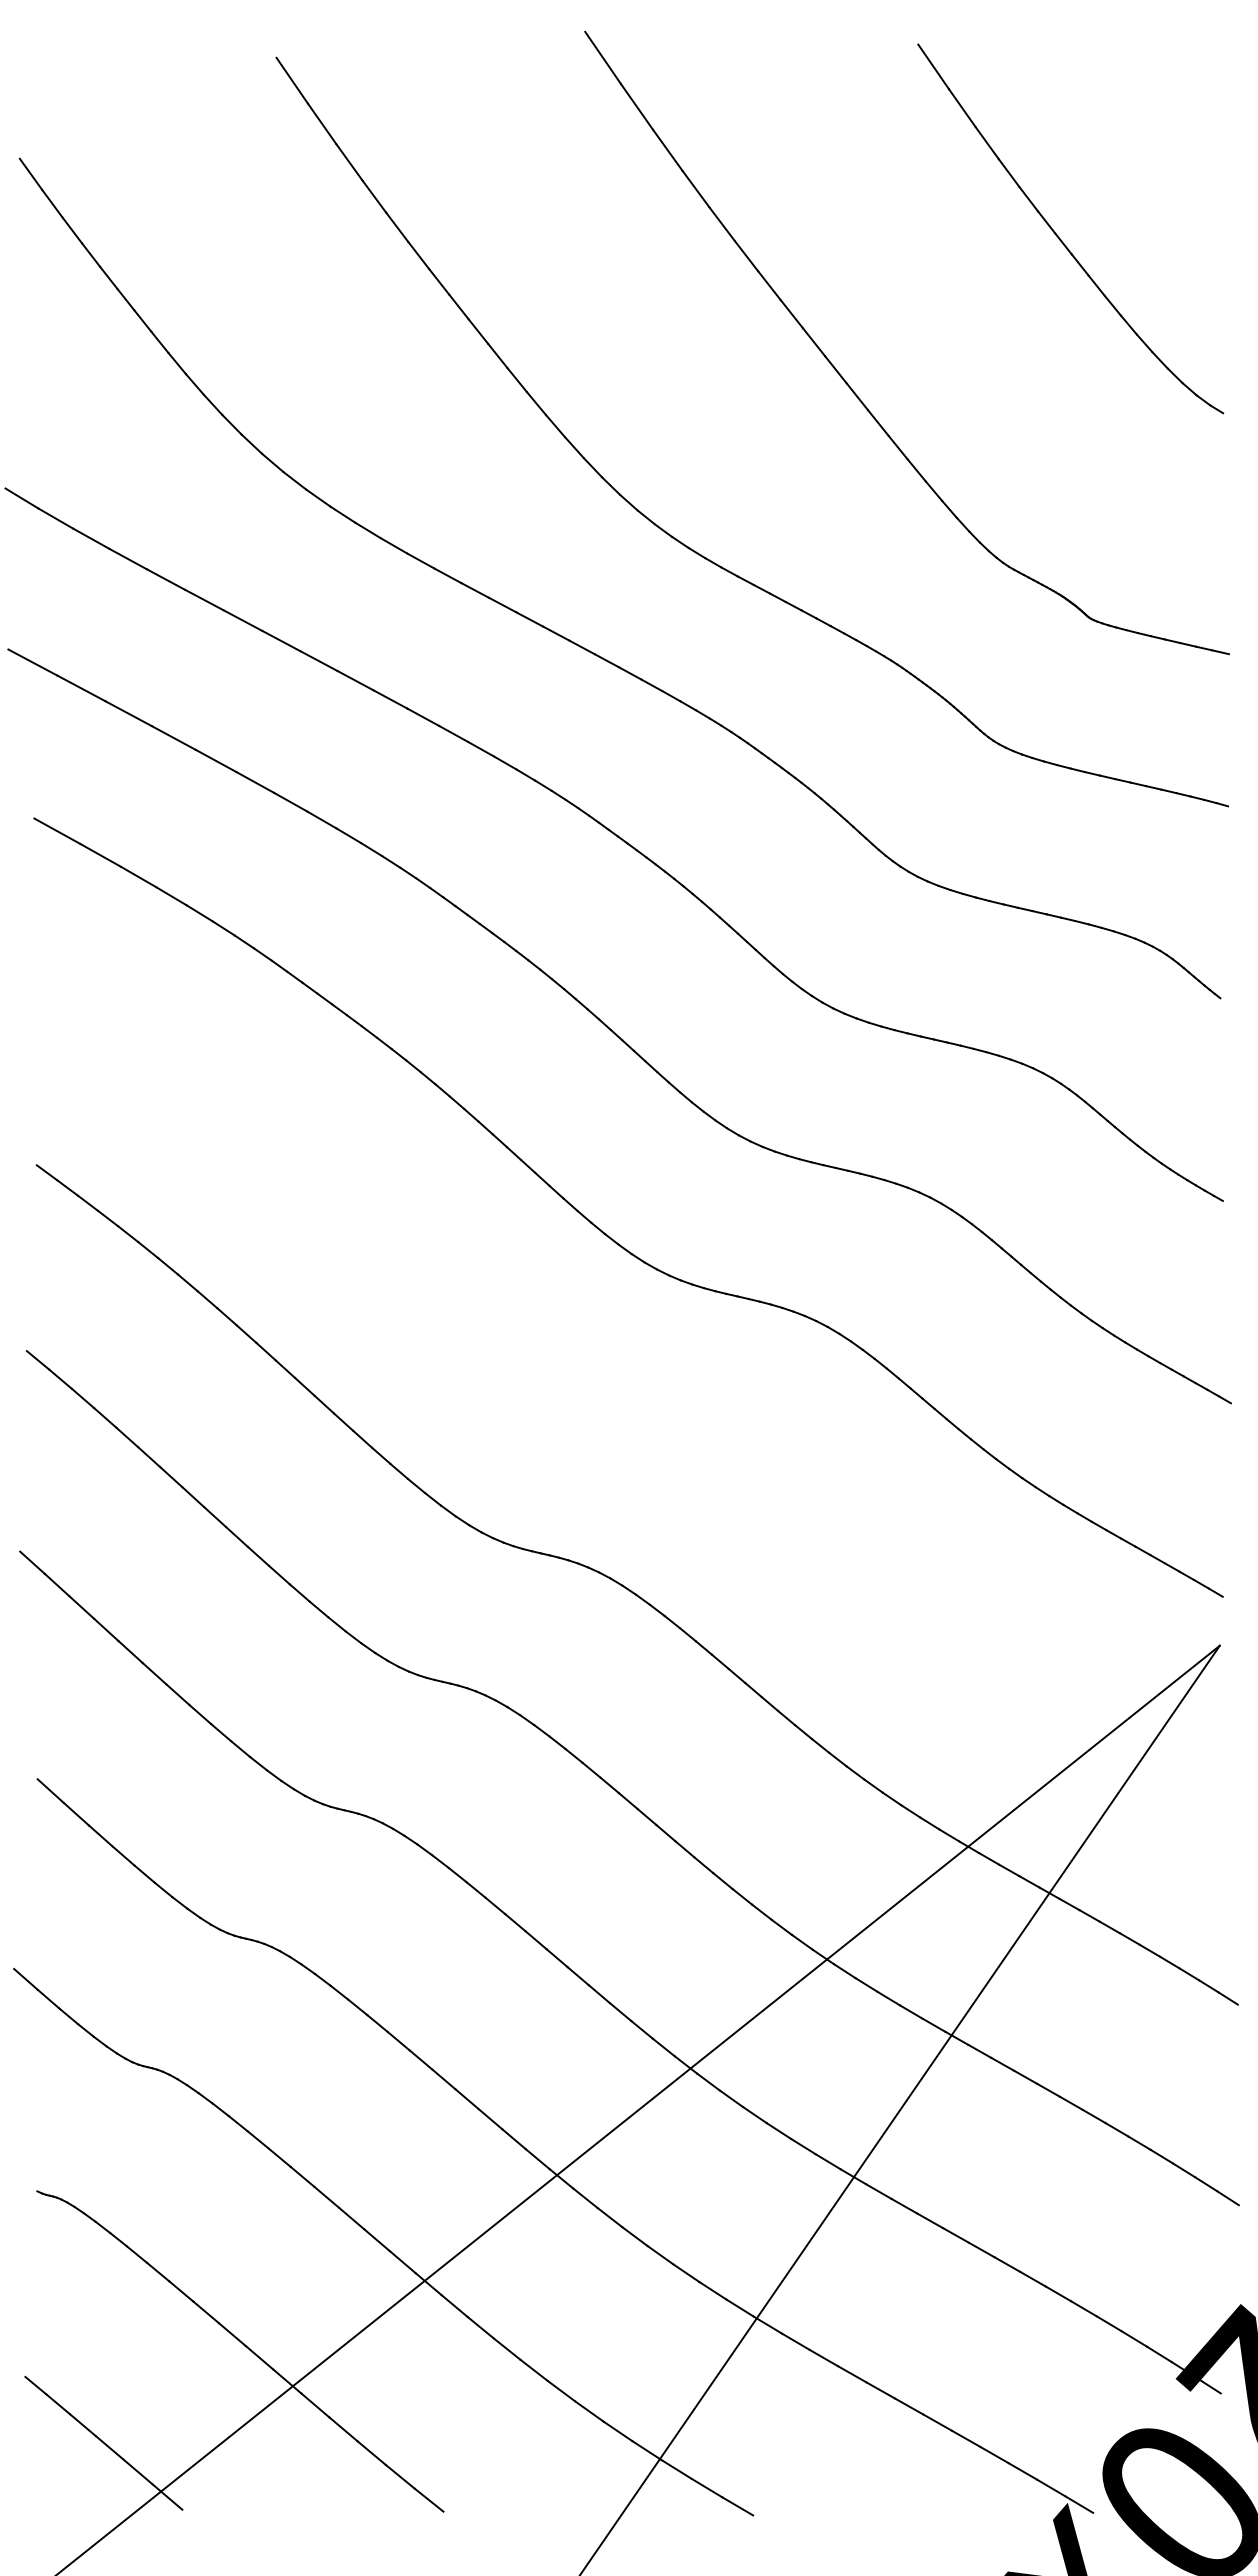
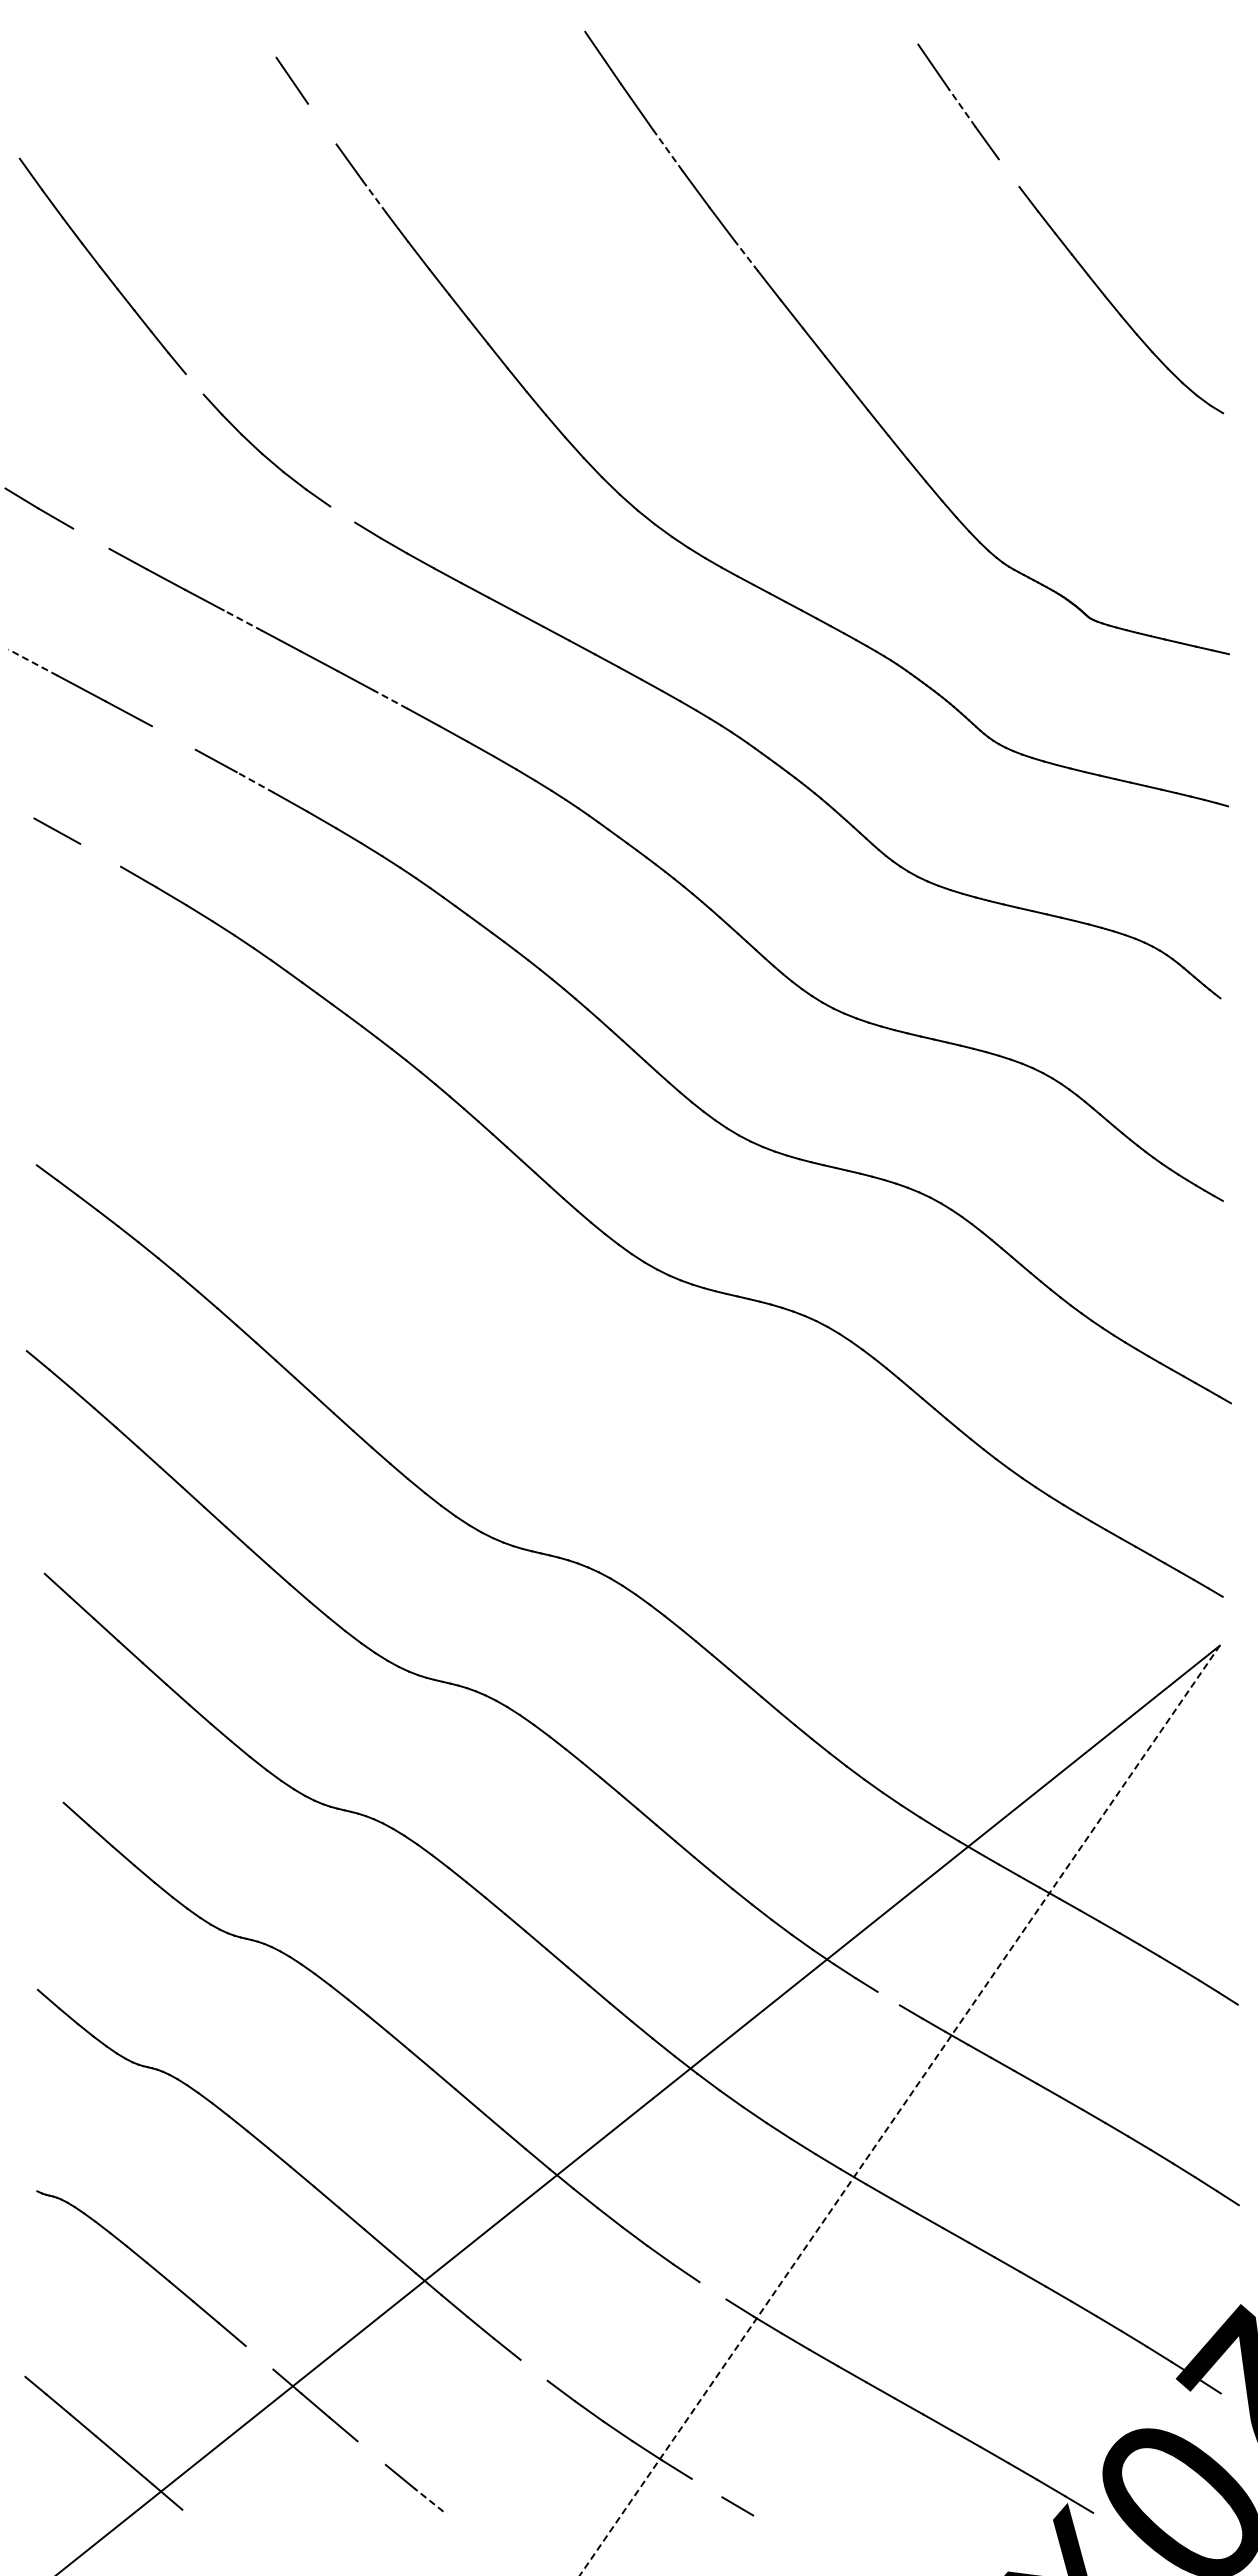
line: solid -> dashed (961, 107)
line: present -> none (322, 123)
line: solid -> dashed (667, 150)
line: present -> none (1008, 173)
line: solid -> dashed (374, 196)
line: solid -> dashed (746, 255)
line: present -> none (194, 384)
line: present -> none (342, 514)
line: present -> none (91, 538)
line: solid -> dashed (243, 620)
line: solid -> dashed (33, 662)
line: solid -> dashed (390, 699)
line: present -> none (173, 737)
line: solid -> dashed (255, 782)
line: present -> none (100, 854)
line: present -> none (32, 1562)
line: present -> none (50, 1790)
line: present -> none (25, 1978)
line: present -> none (888, 1998)
line: solid -> dashed (900, 2110)
line: present -> none (712, 2290)
line: present -> none (259, 2357)
line: present -> none (533, 2369)
line: present -> none (371, 2452)
line: present -> none (706, 2487)
line: solid -> dashed (428, 2500)
